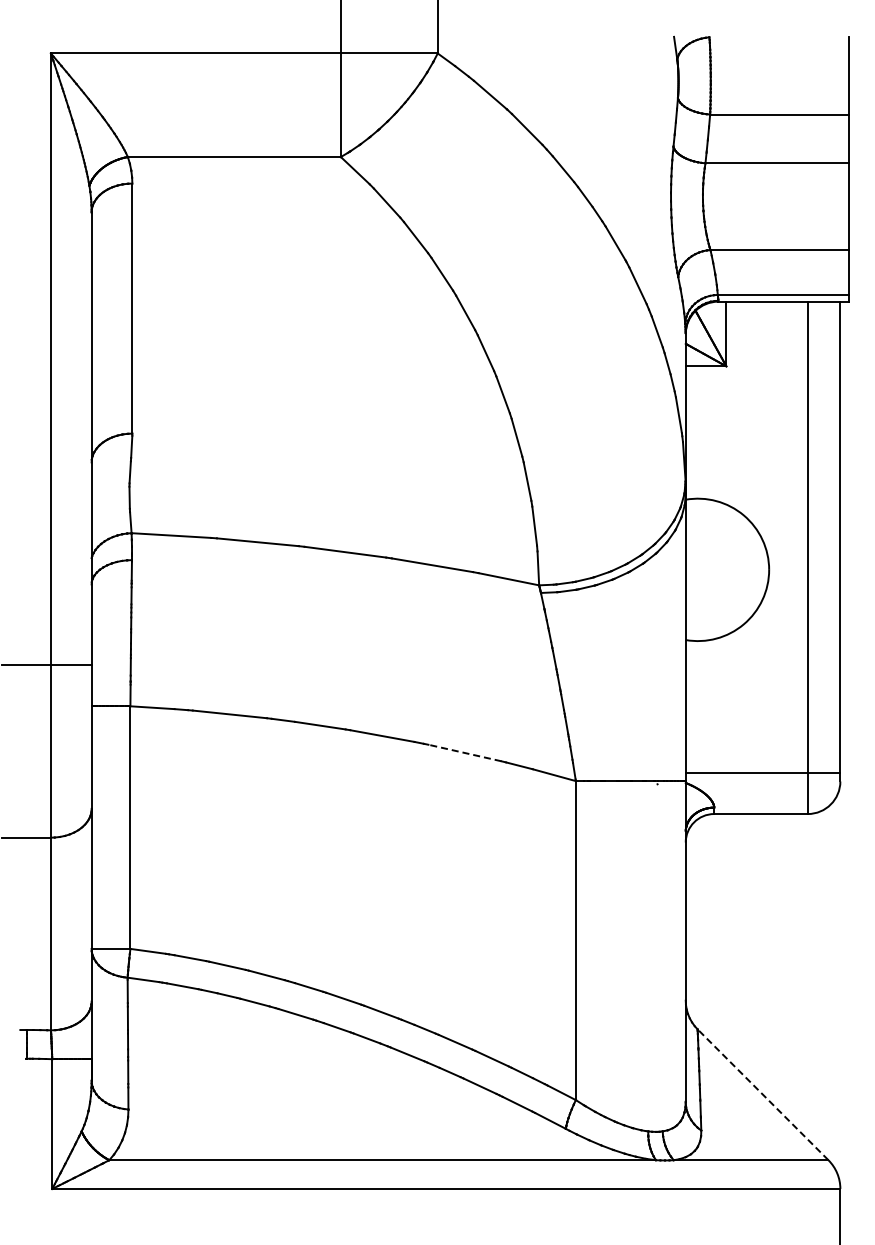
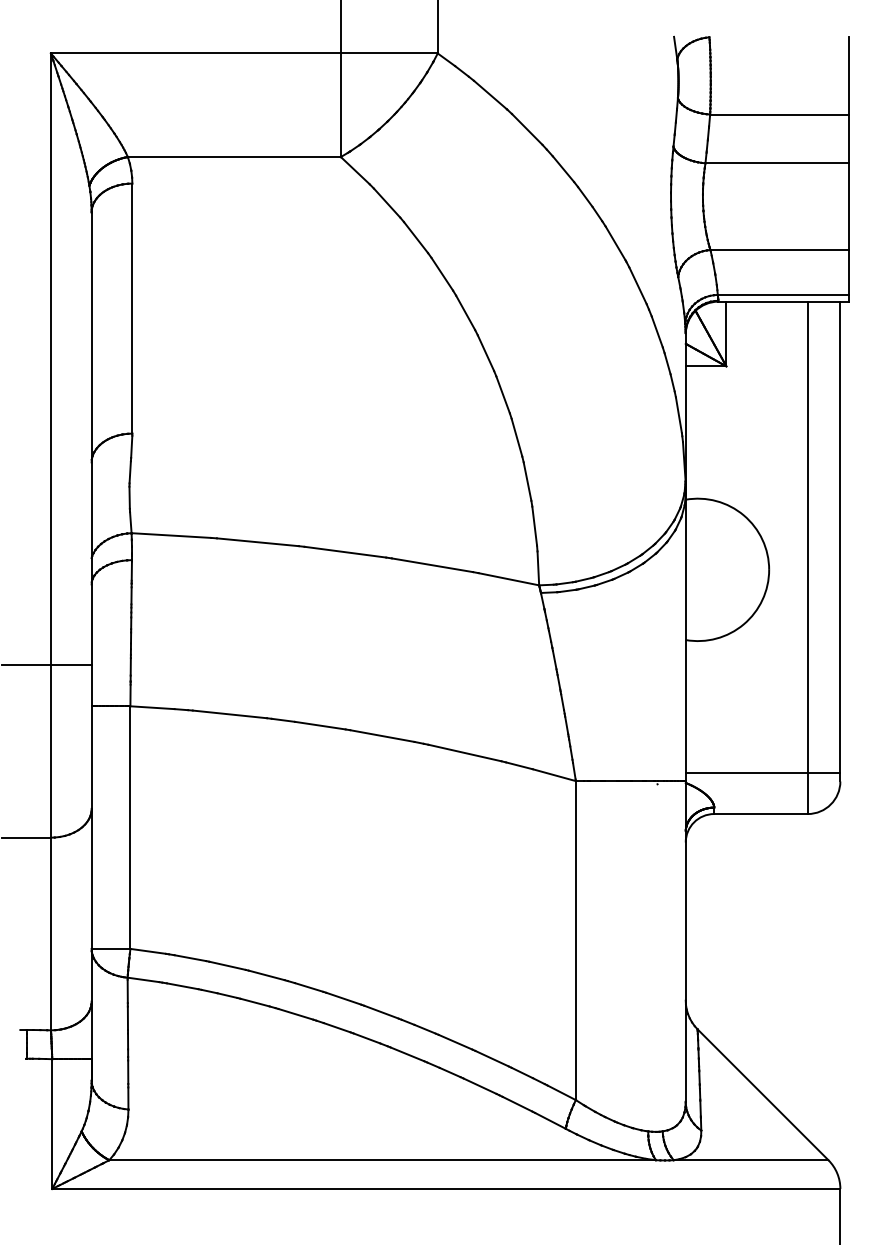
line: dashed -> solid (464, 752)
line: dashed -> solid (762, 1094)
